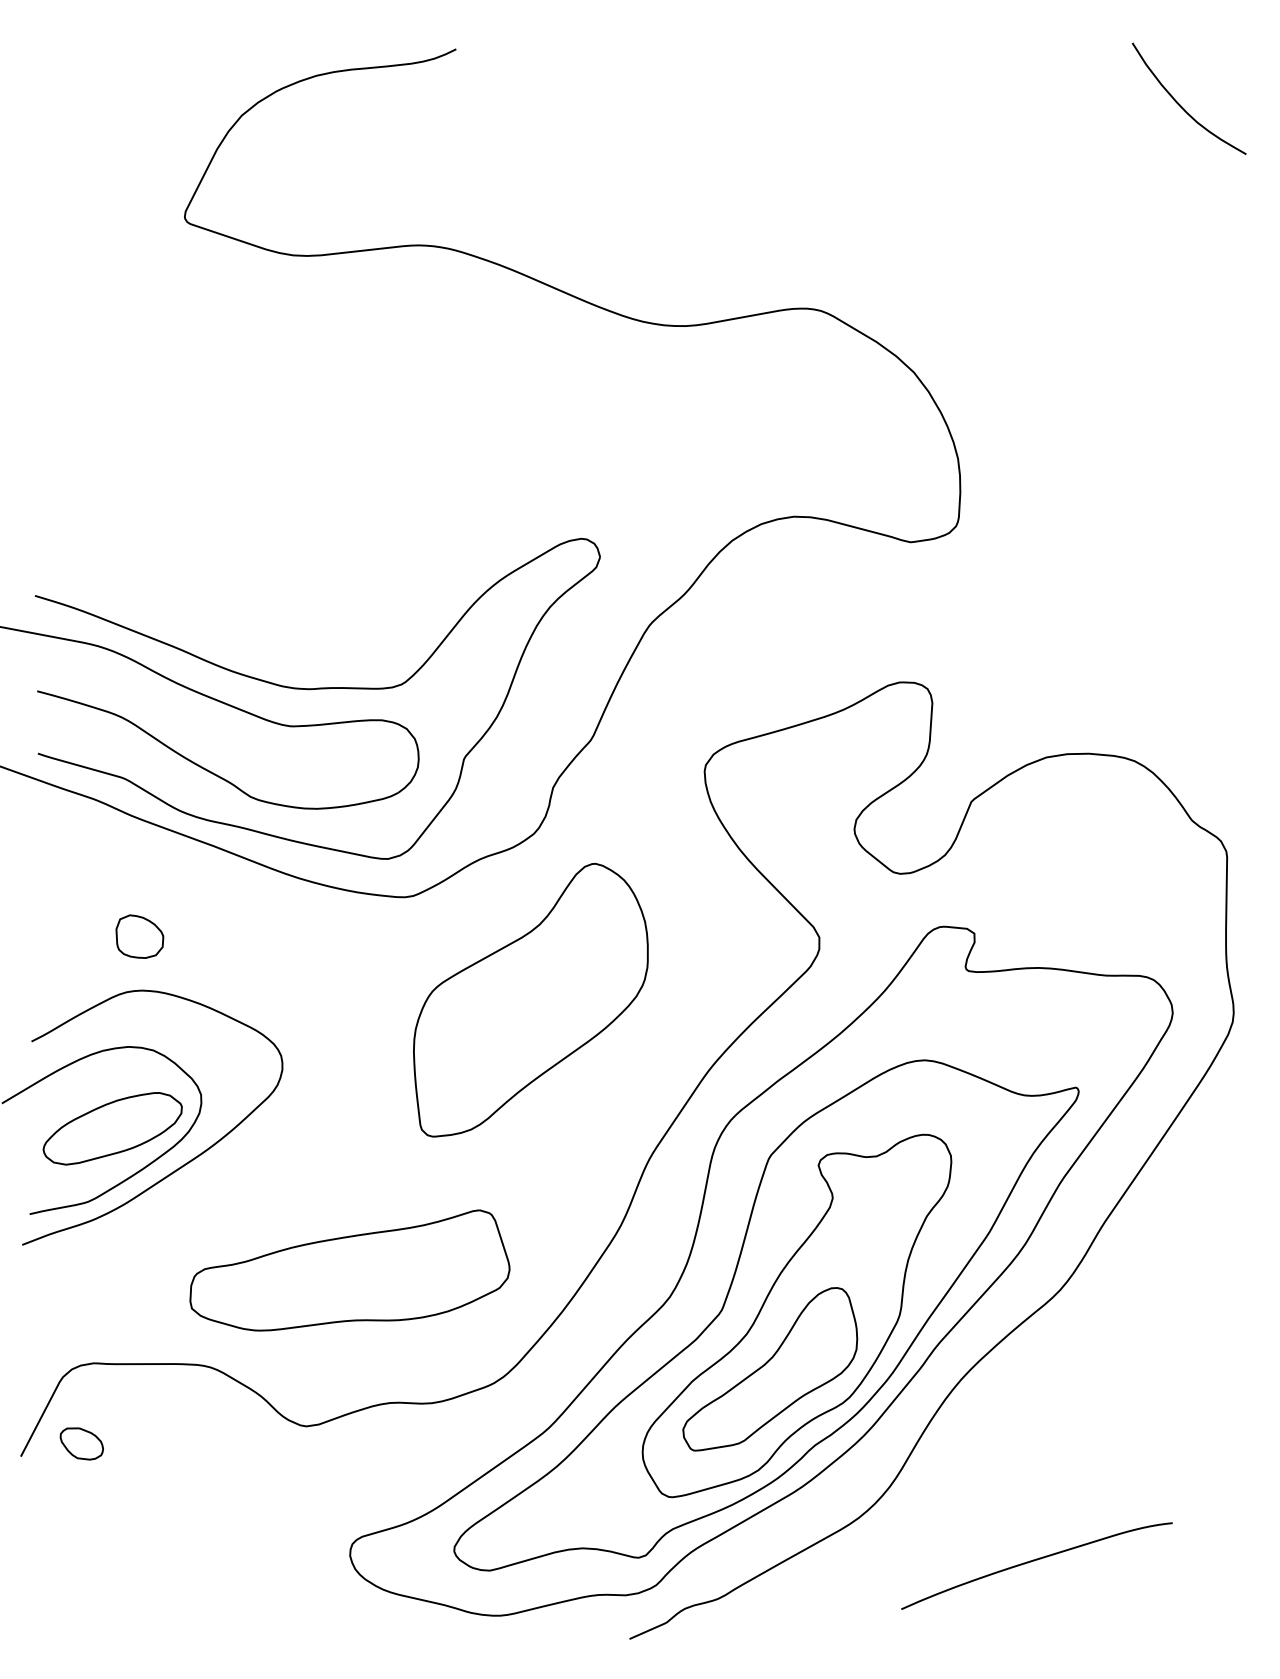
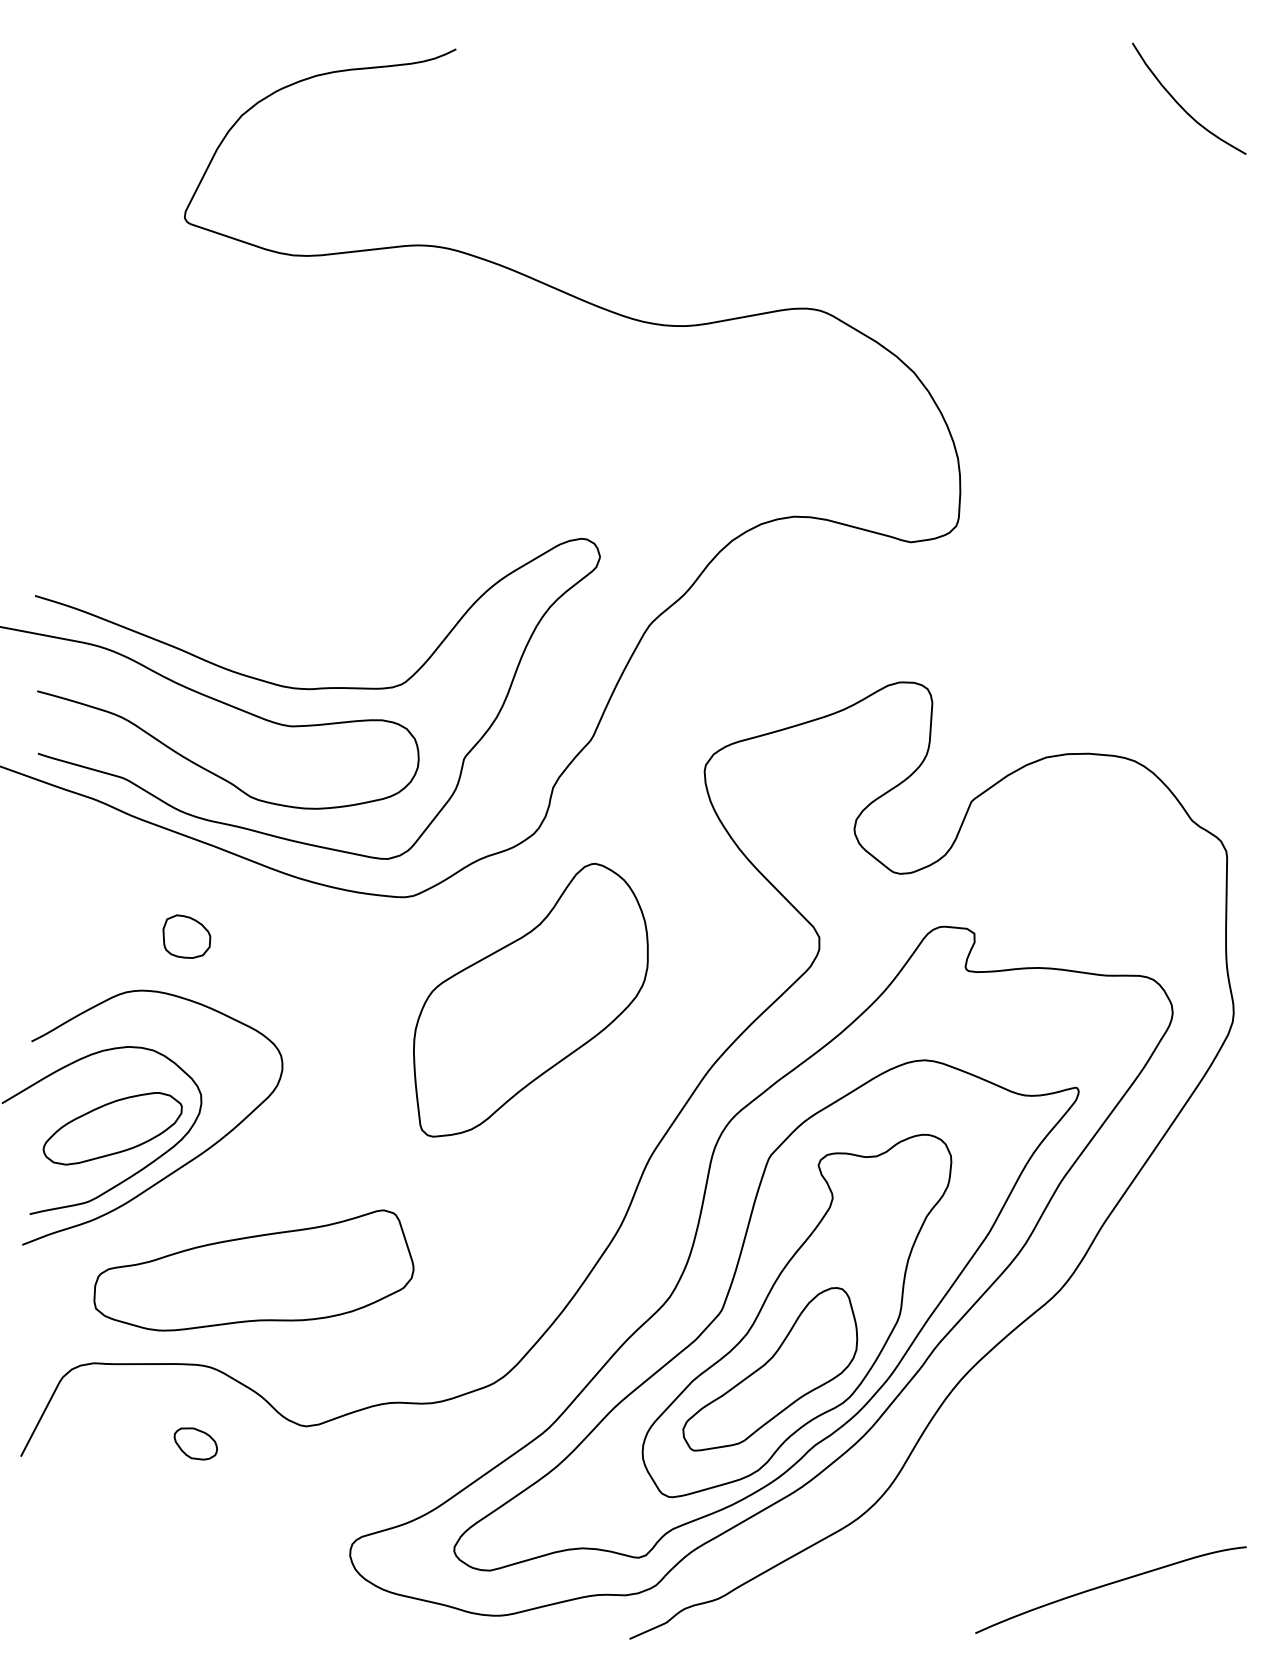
part position: (139, 936) -> (186, 936) (186, 936)
part position: (349, 1270) -> (253, 1270) (253, 1270)
part position: (81, 1443) -> (195, 1443) (195, 1443)
curve position: (1034, 1561) -> (1108, 1585) (1108, 1585)
